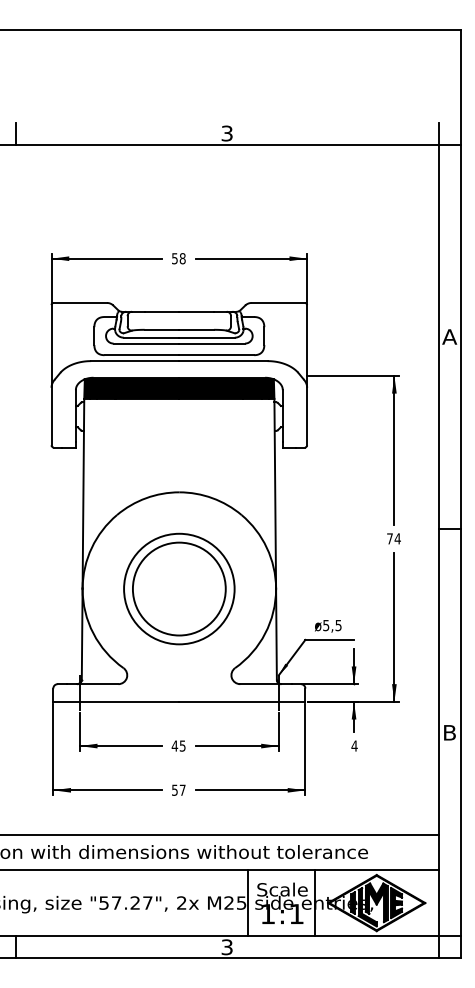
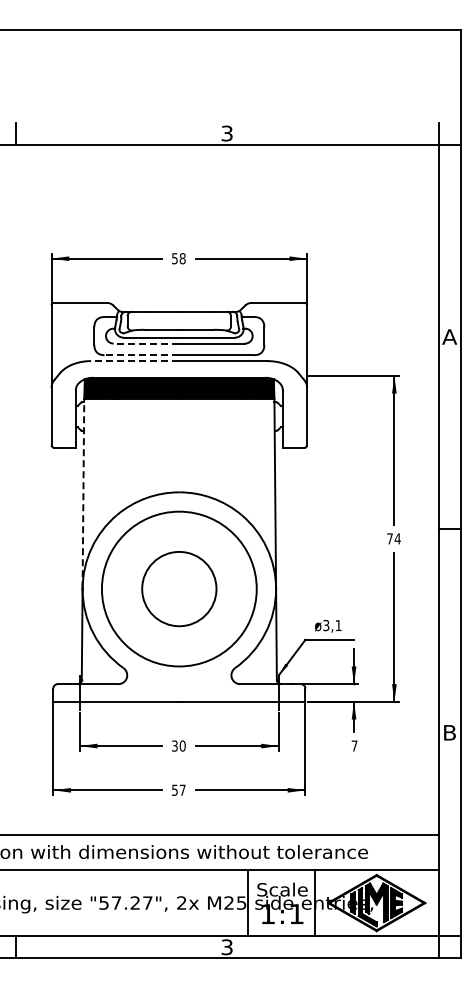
line: solid -> dashed (146, 343)
line: solid -> dashed (141, 355)
line: solid -> dashed (134, 361)
line: solid -> dashed (83, 493)
circle diameter: 93 px -> 74 px (179, 588)
circle diameter: 111 px -> 155 px (178, 588)
text: ø5,5 -> ø3,1 (332, 625)
text: 45 -> 30 (178, 745)
text: 4 -> 7 (354, 745)
